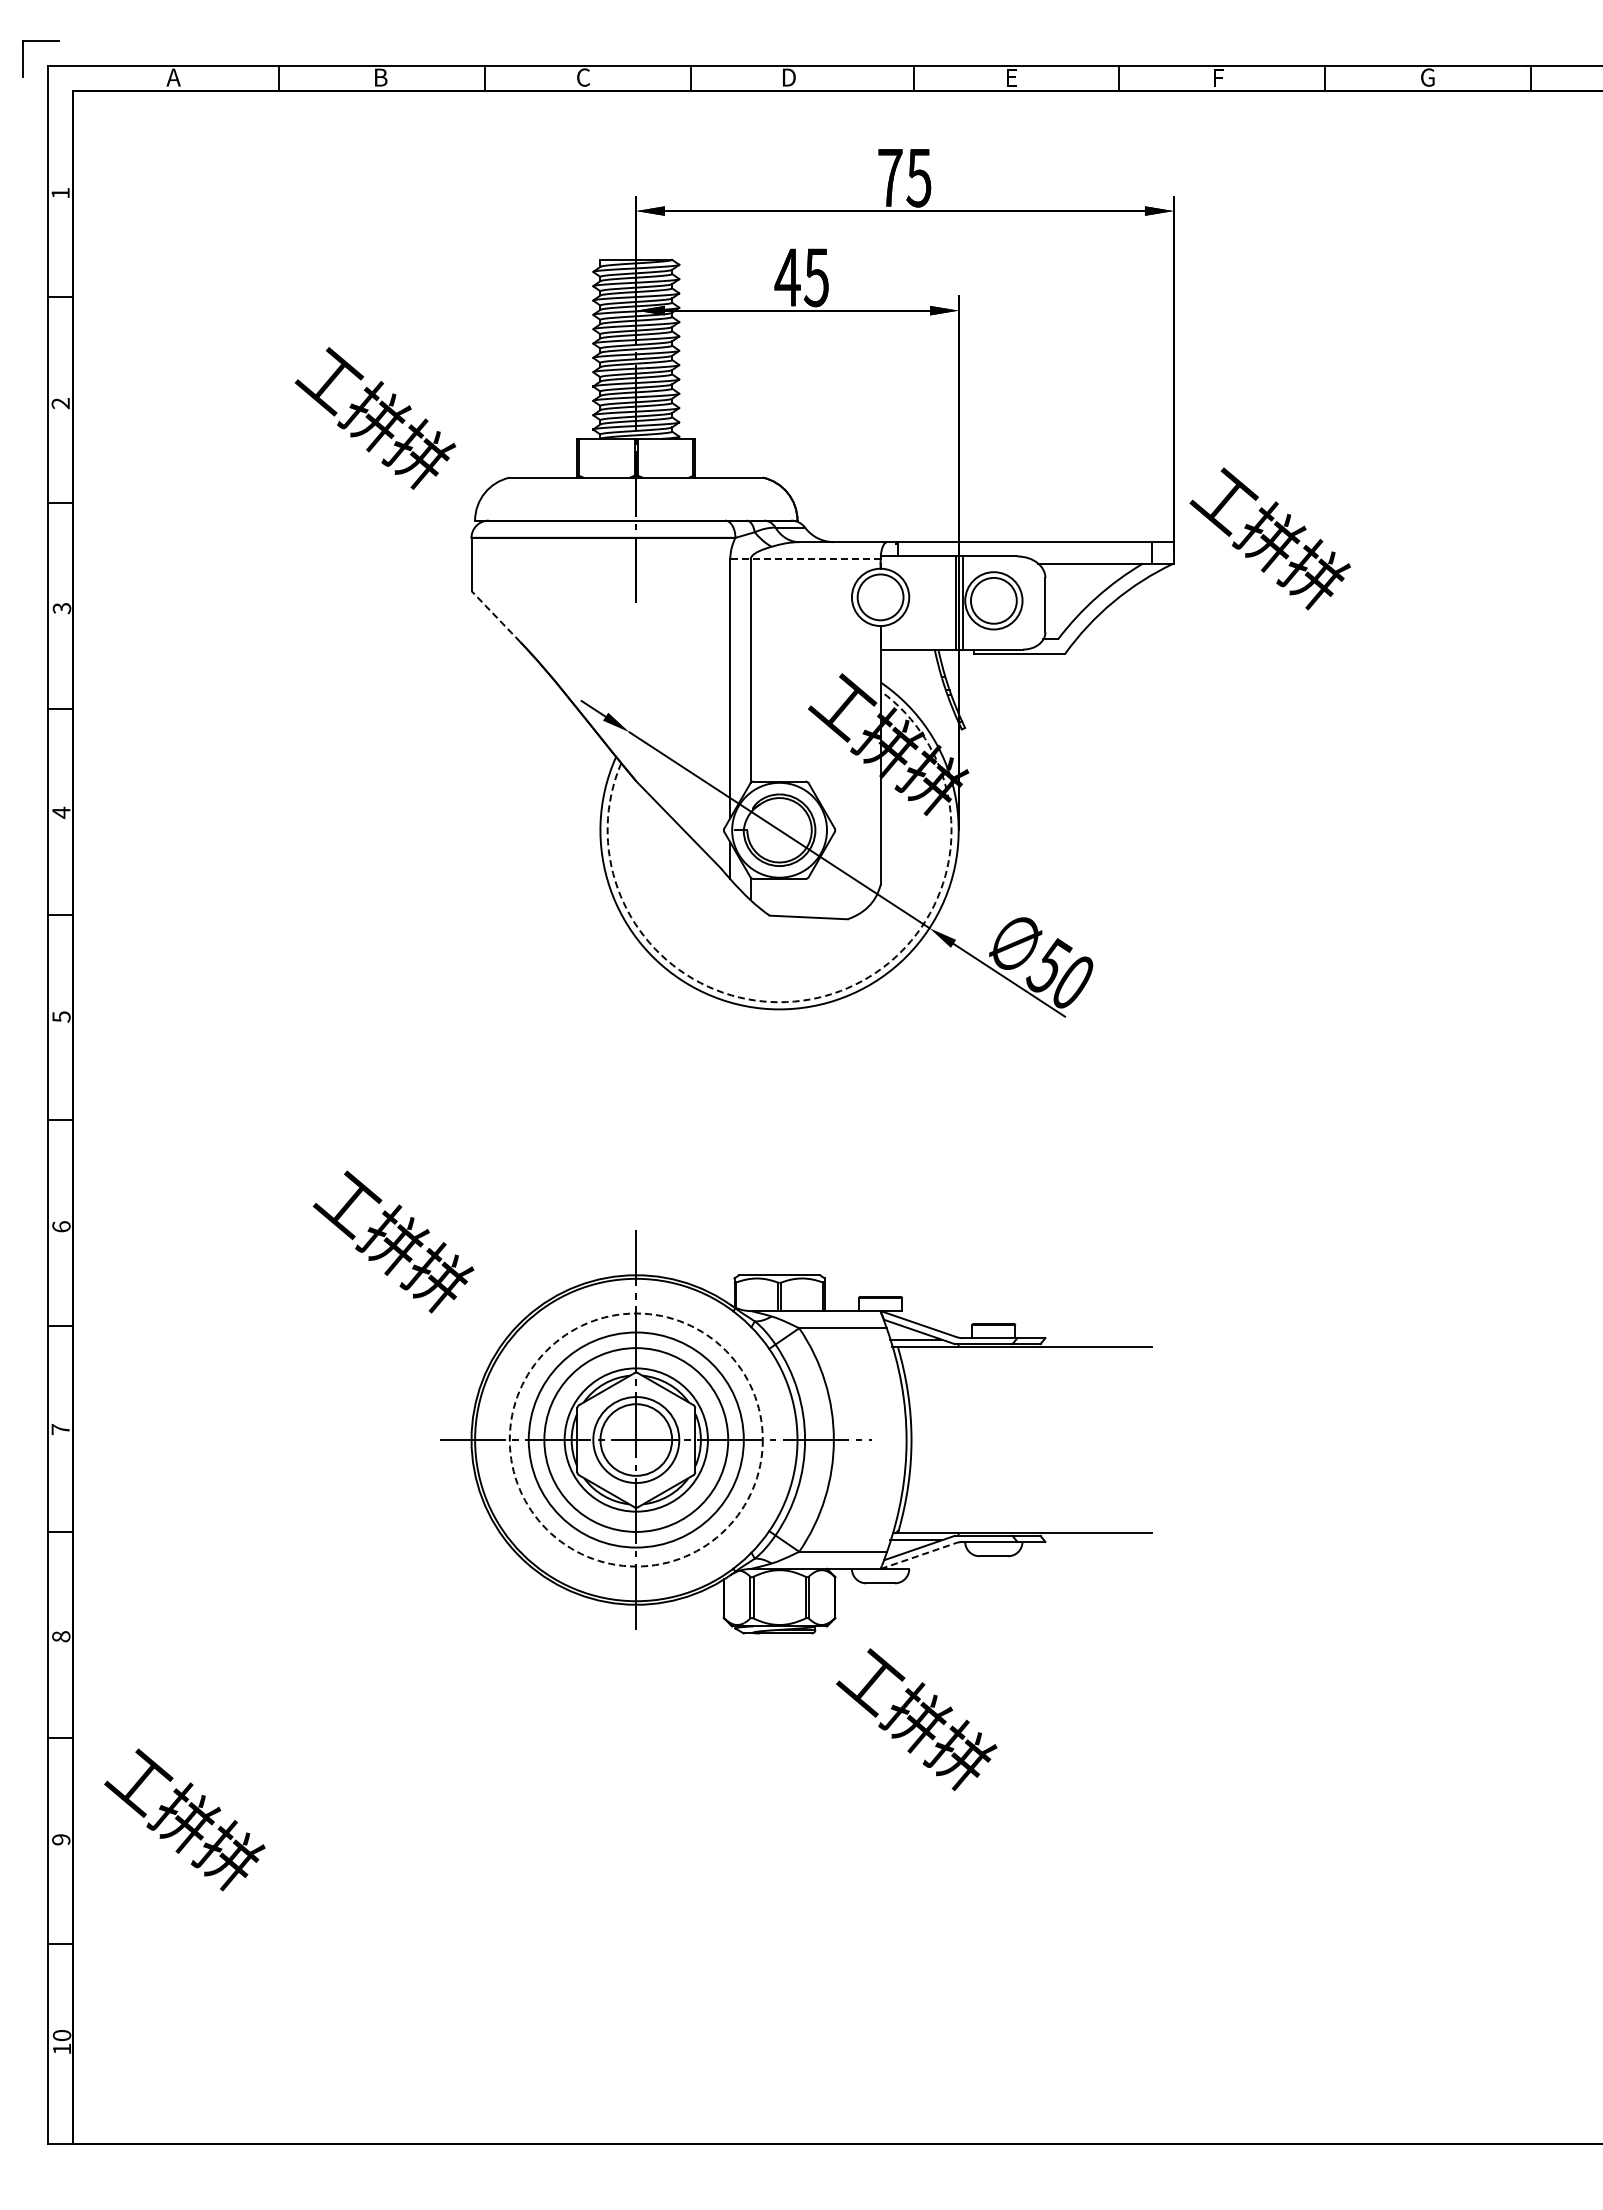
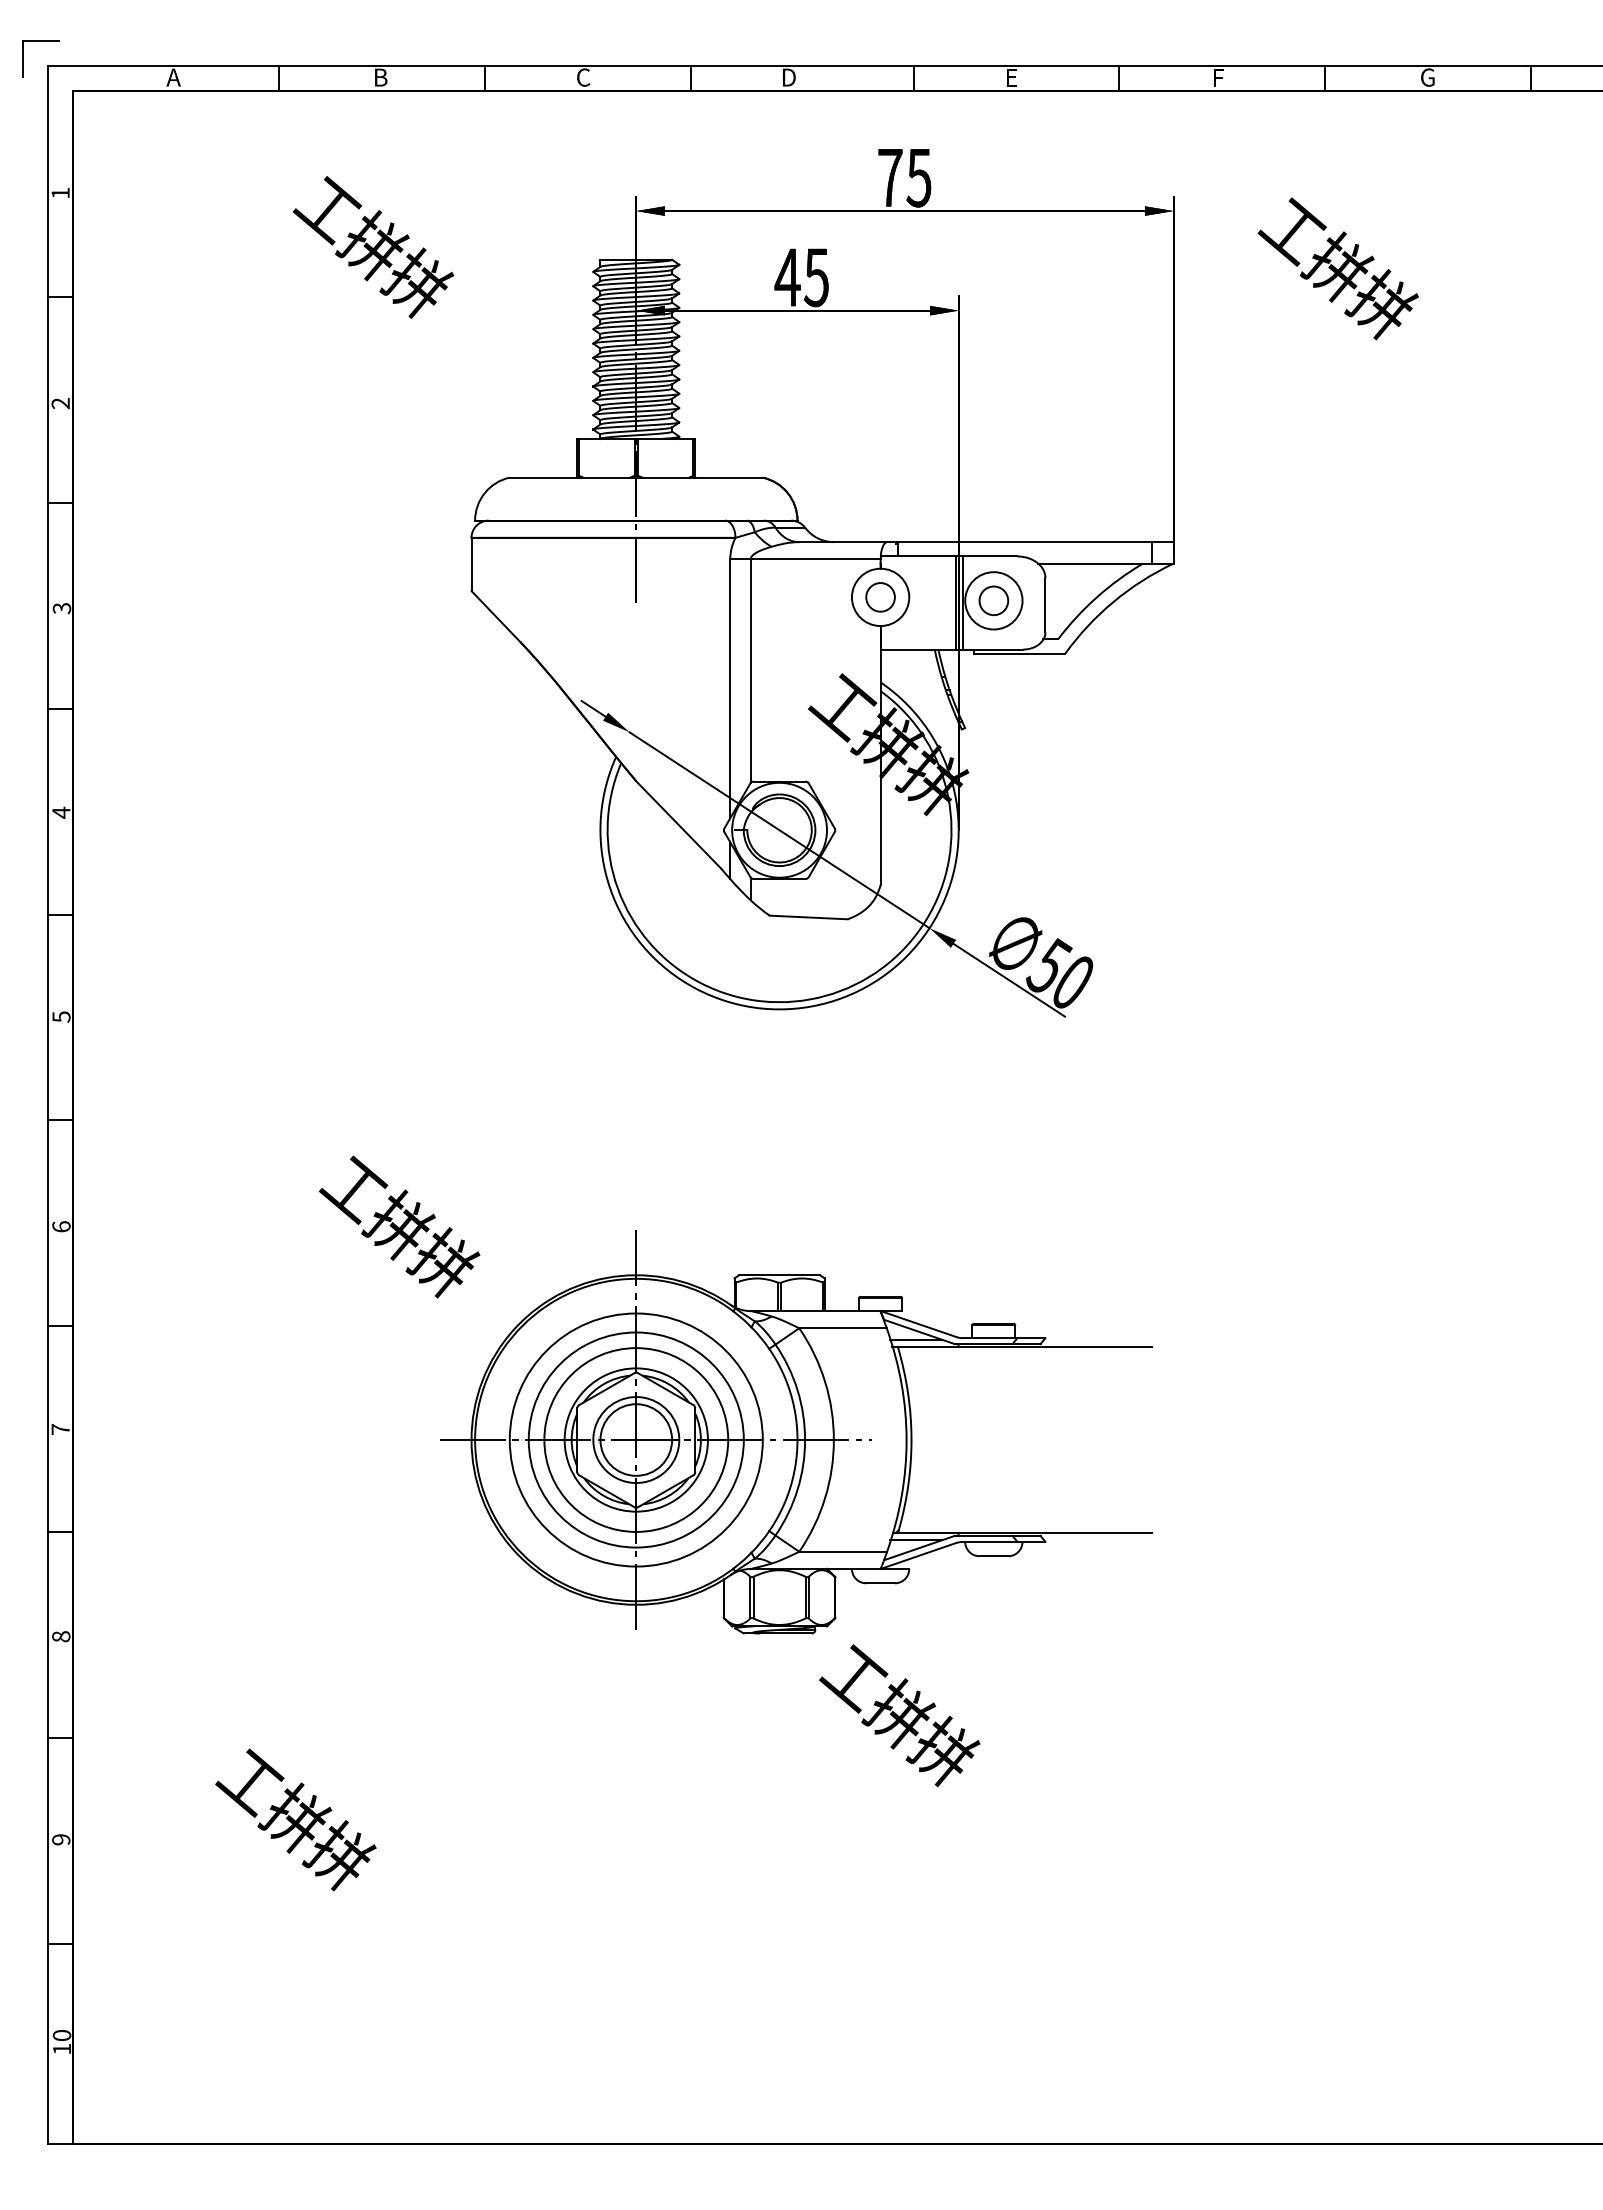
text position: (375, 418) -> (373, 247) (373, 247)
text position: (1269, 538) -> (1337, 268) (1337, 268)
line: dashed -> solid (804, 559)
circle diameter: 46 px -> 29 px (880, 597)
circle diameter: 46 px -> 29 px (993, 600)
line: dashed -> solid (495, 616)
arc: dashed -> solid (825, 995)
text position: (393, 1241) -> (399, 1226) (399, 1226)
circle: dashed -> solid (635, 1439)
line: dashed -> solid (918, 1556)
text position: (916, 1719) -> (899, 1715) (899, 1715)
text position: (184, 1819) -> (295, 1819) (295, 1819)
